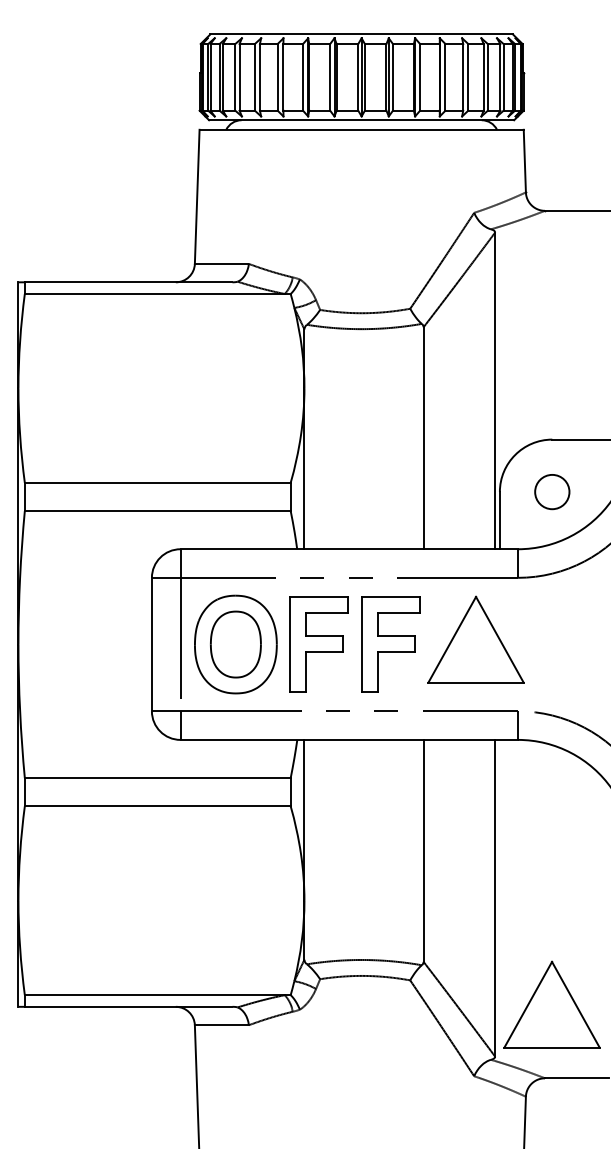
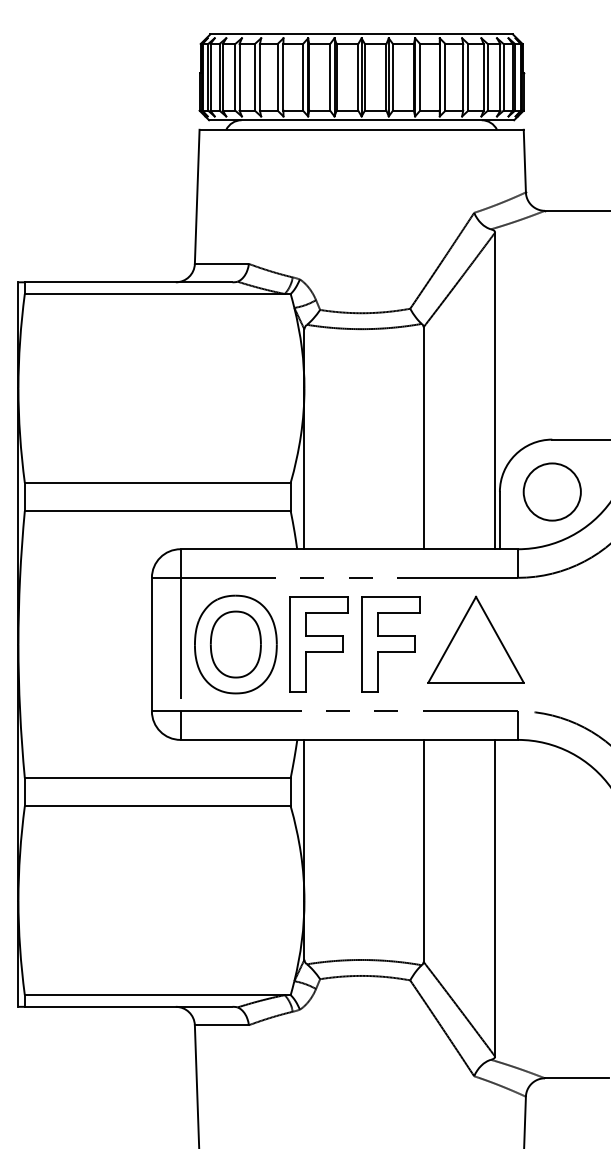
circle diameter: 34 px -> 57 px (551, 491)
part: present -> none (551, 1004)
